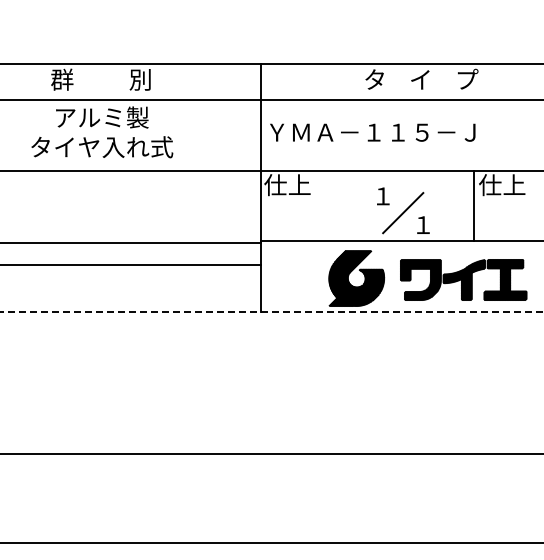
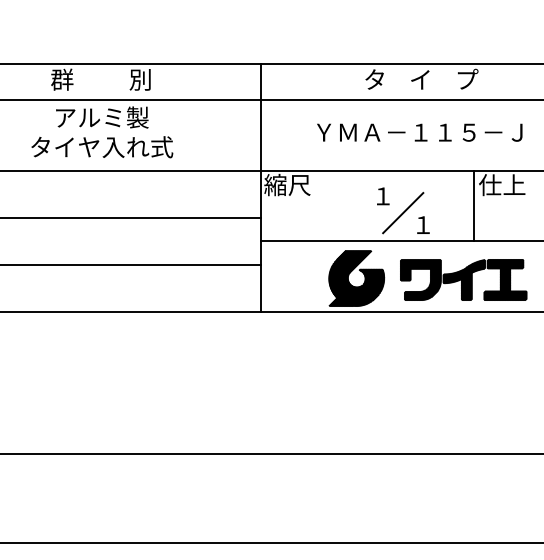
text position: (372, 132) -> (419, 132) (419, 132)
text: 仕上 -> 縮尺 (287, 184)
line position: (131, 242) -> (131, 217) (131, 217)
line: dashed -> solid (272, 312)
